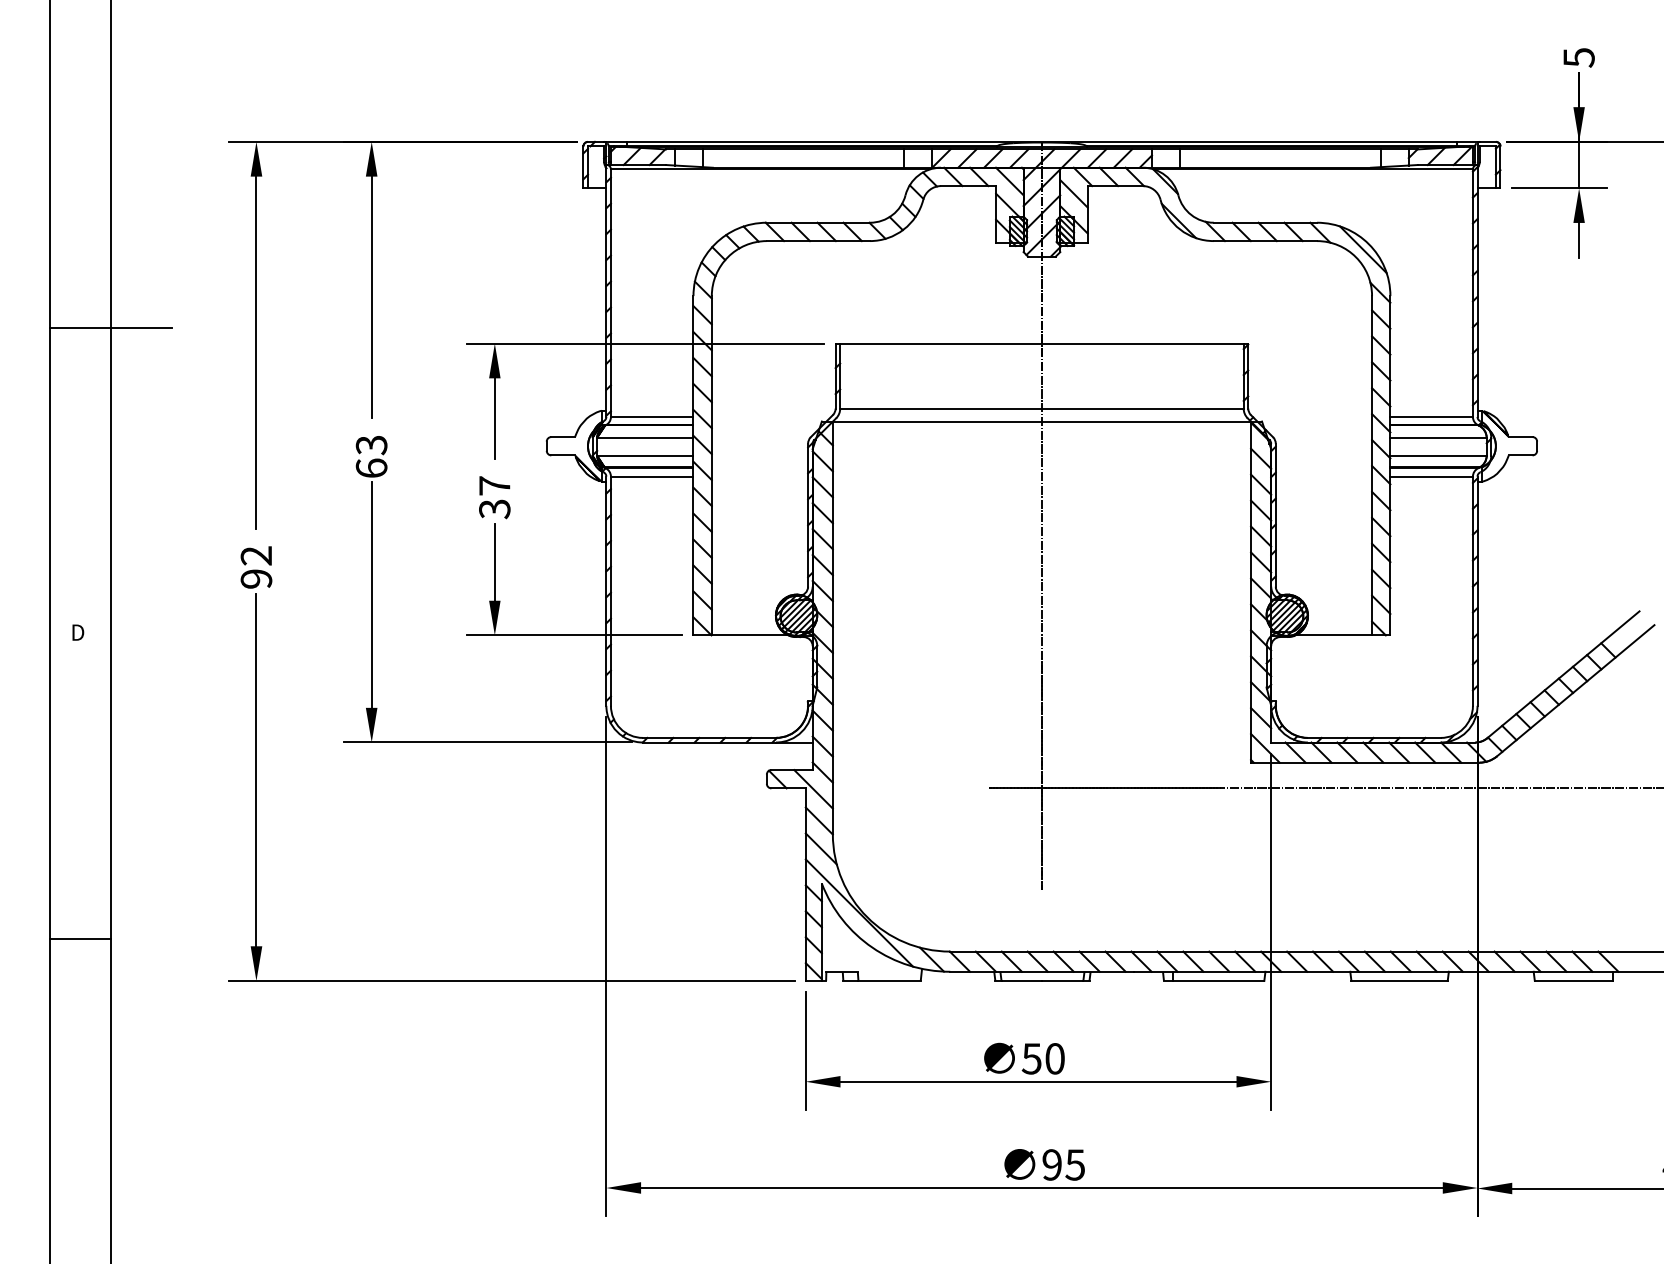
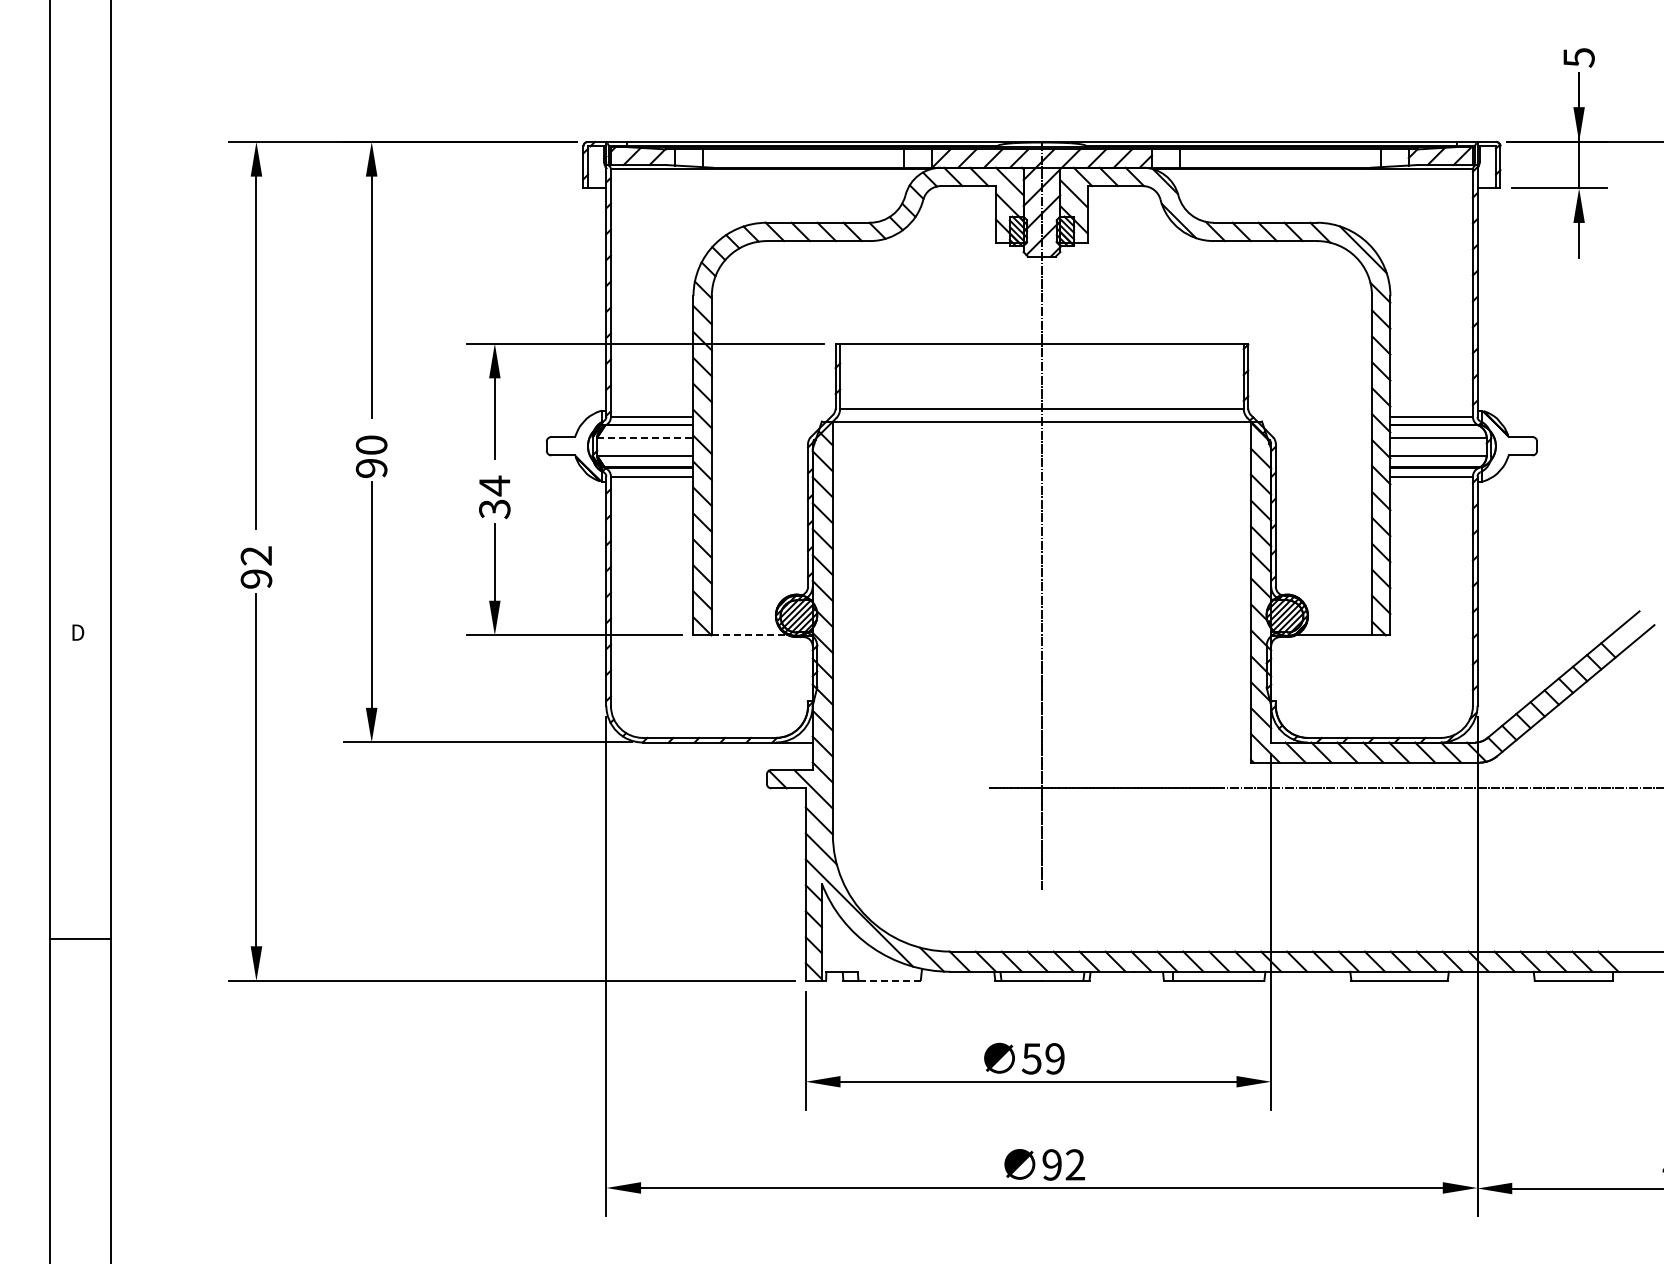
line: present -> none (110, 327)
line: solid -> dashed (645, 438)
text: 63 -> 90 (371, 456)
text: 37 -> 34 (494, 485)
line: solid -> dashed (750, 635)
line: solid -> dashed (889, 980)
text: 50 -> 59 (1054, 1058)
text: 95 -> 92 (1074, 1164)
